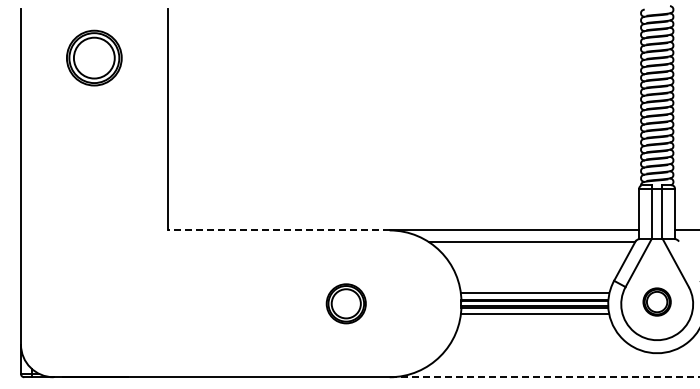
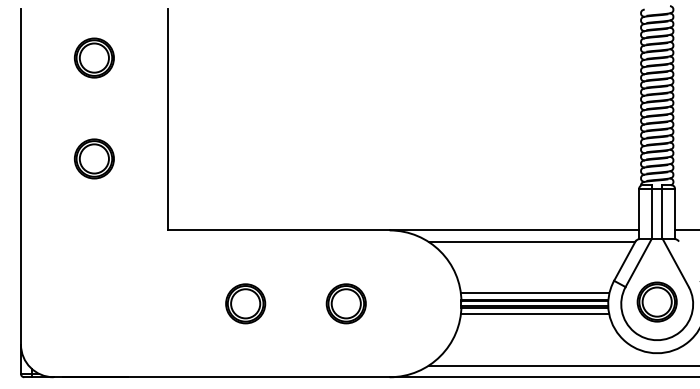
part size: 57x58 px -> 41x42 px (94, 57)
part: none -> present (94, 158)
line: dashed -> solid (278, 230)
part size: 30x30 px -> 42x42 px (656, 301)
part: none -> present (245, 303)
line: none -> present (562, 365)
line: dashed -> solid (544, 377)
